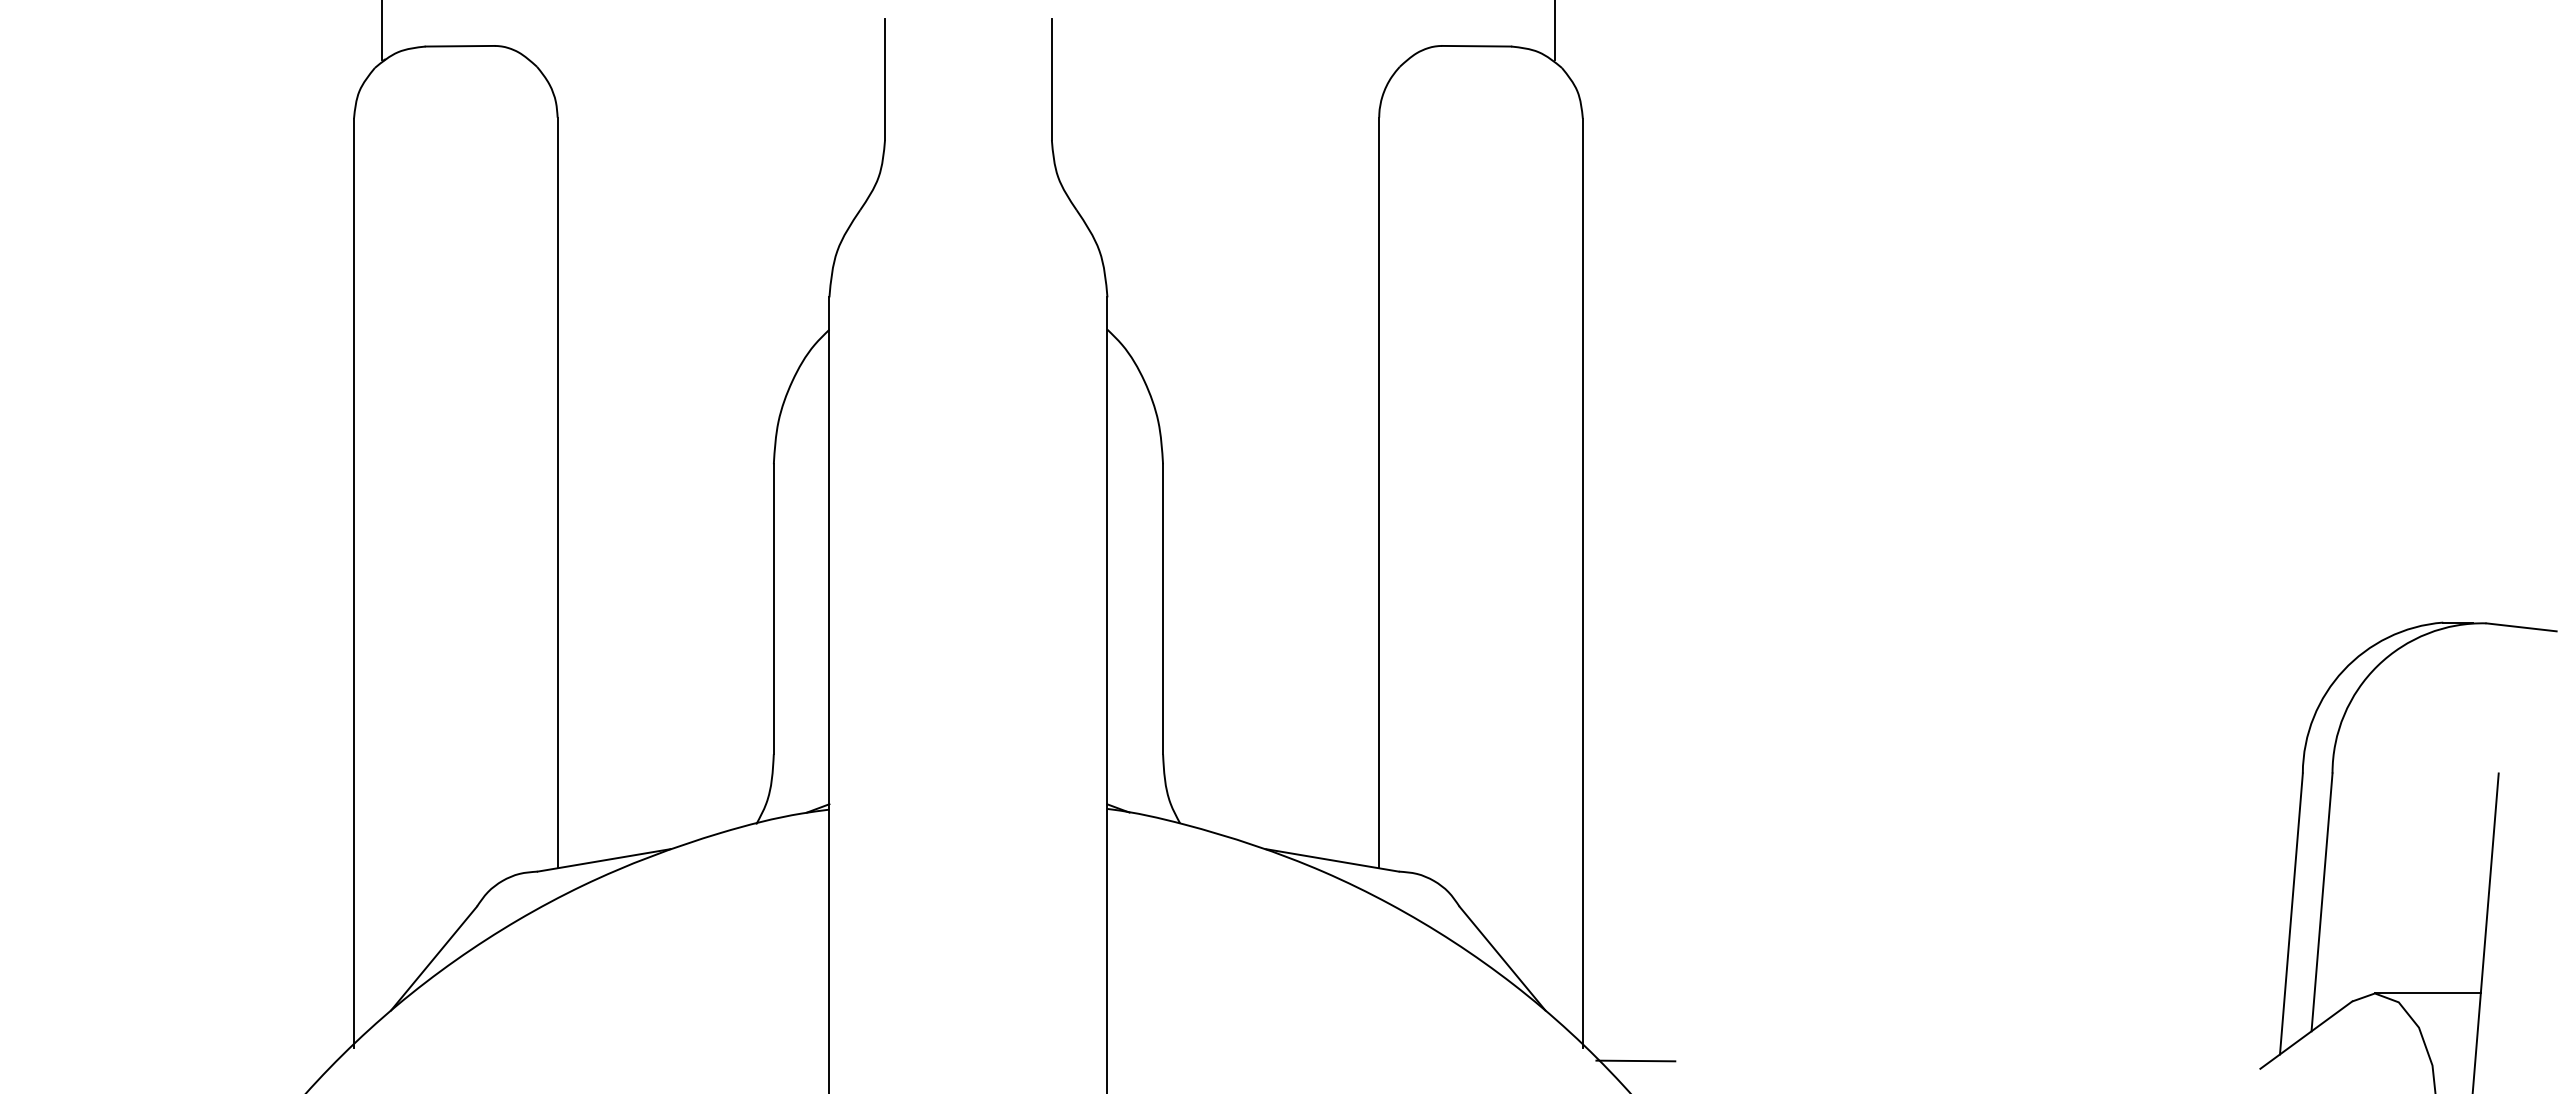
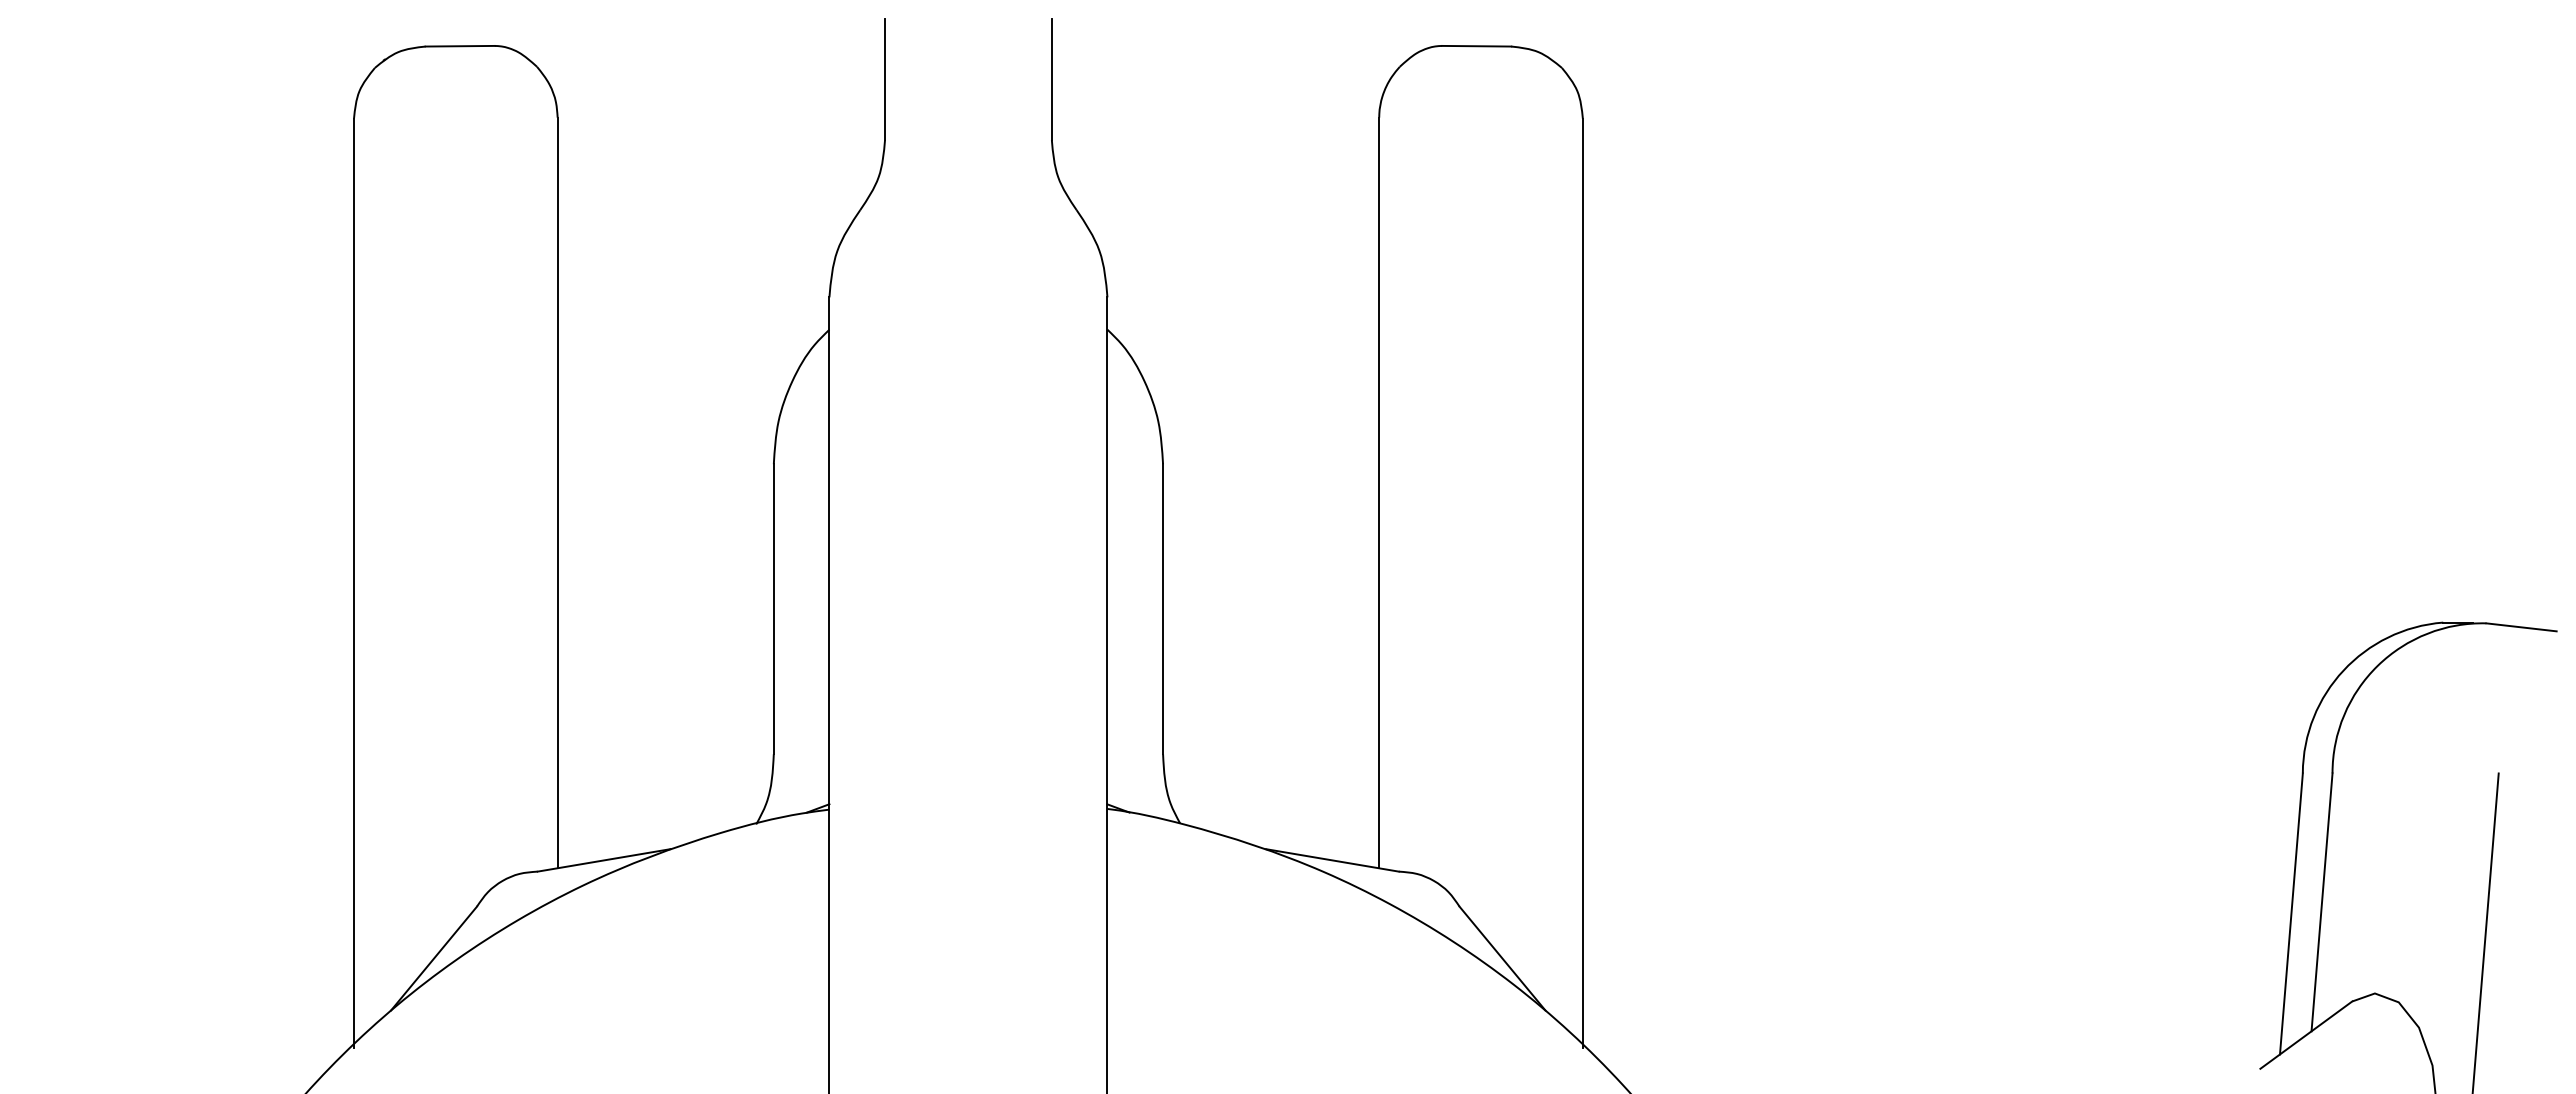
line: present -> none (381, 30)
line: present -> none (1555, 30)
line: present -> none (2427, 993)
line: present -> none (1635, 1060)
